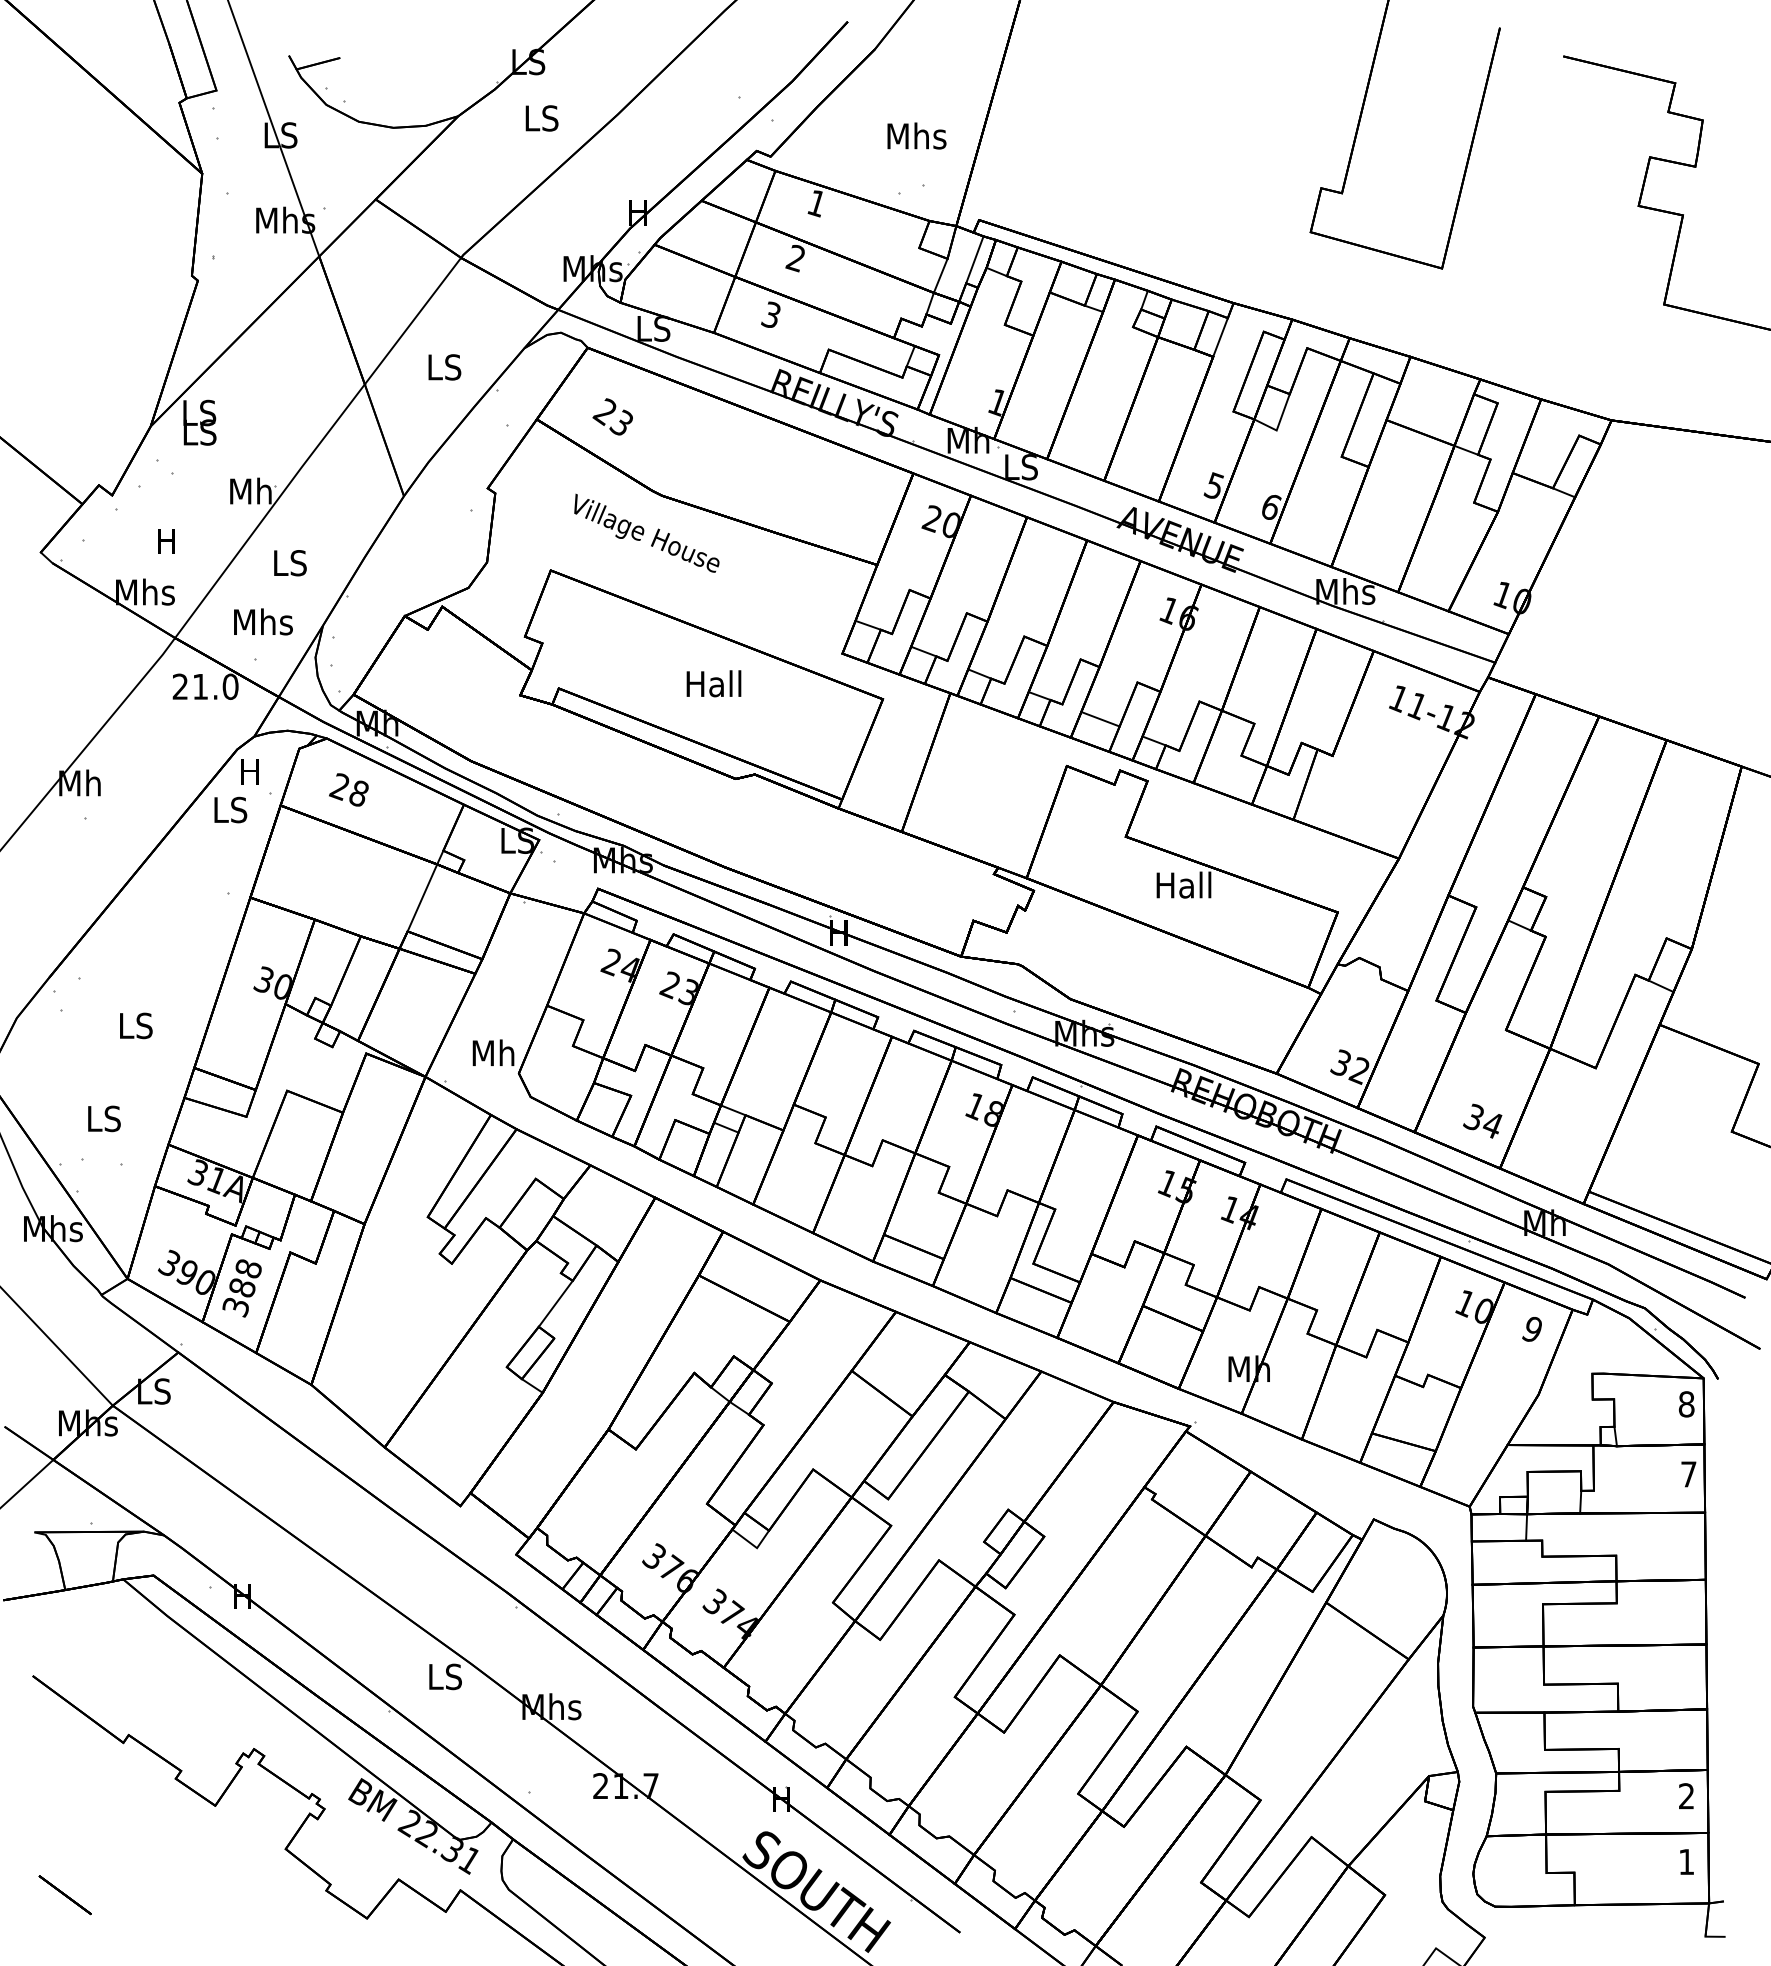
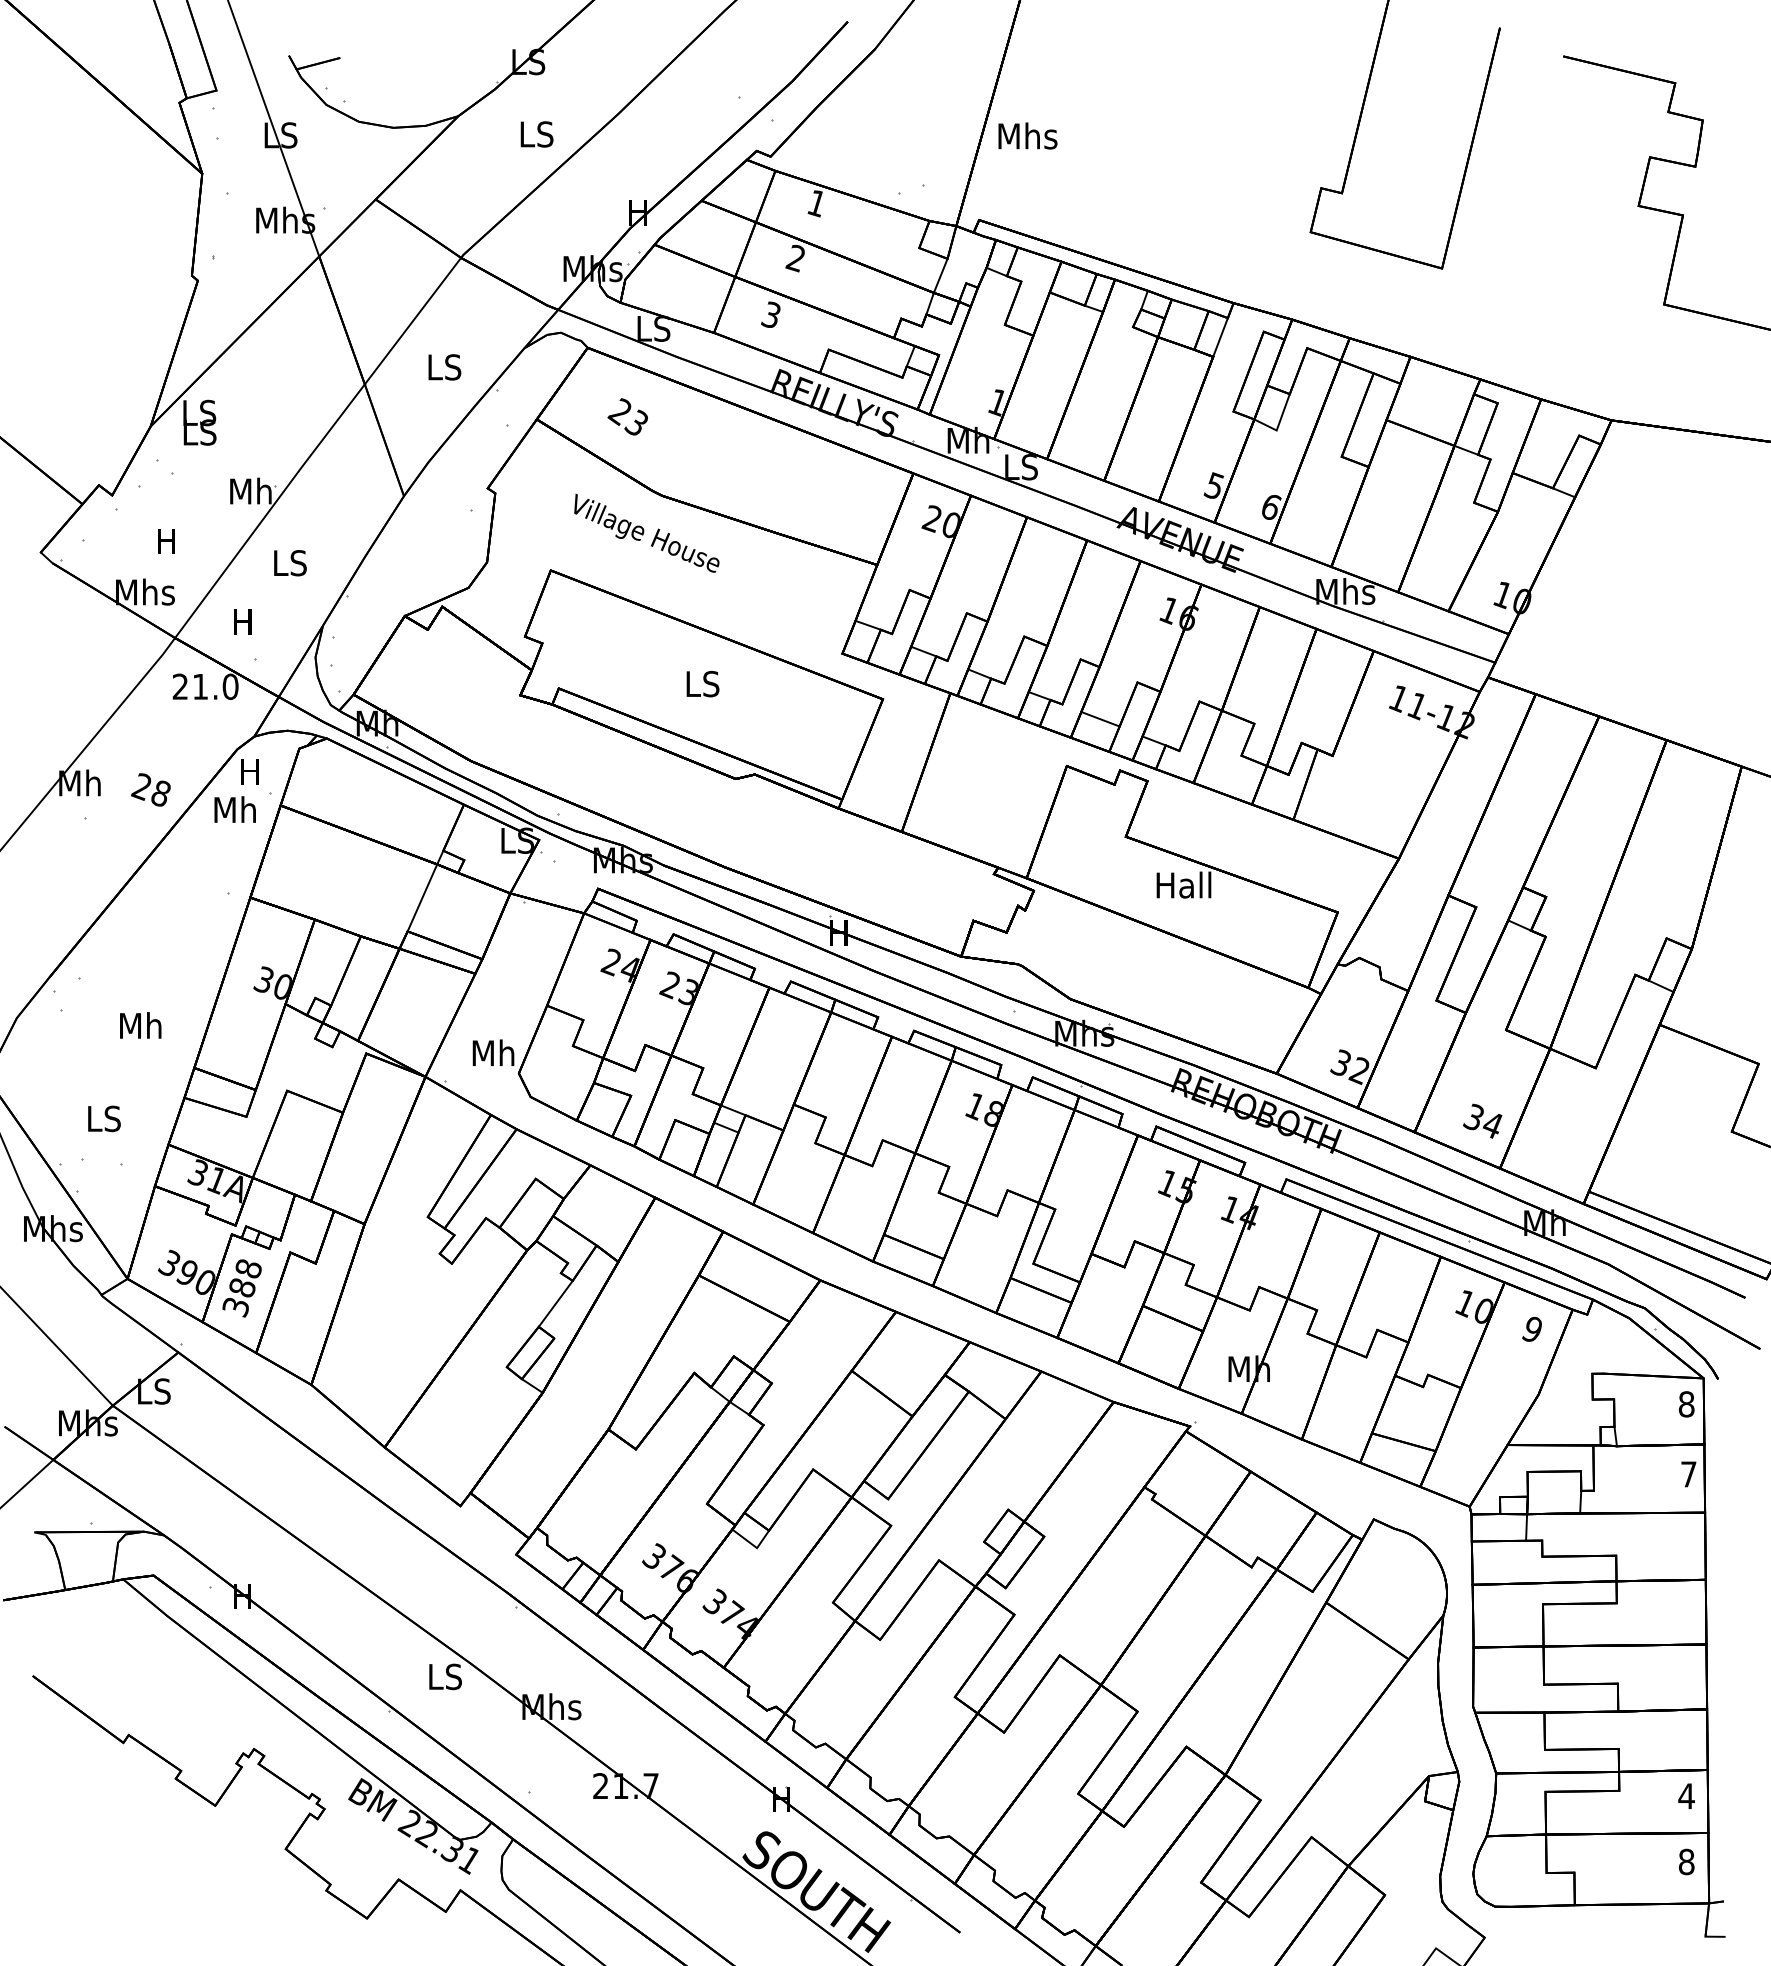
text position: (541, 118) -> (536, 134) (536, 134)
text position: (916, 135) -> (1027, 135) (1027, 135)
line: present -> none (974, 259)
text position: (612, 416) -> (627, 416) (627, 416)
text: Mhs -> H (263, 621)
text: Hall -> LS (715, 683)
text position: (348, 789) -> (150, 789) (150, 789)
text: LS -> Mh (236, 809)
text: LS -> Mh (142, 1025)
text: 2 -> 4 (1686, 1796)
text: 1 -> 8 (1686, 1861)
line: present -> none (64, 1895)
